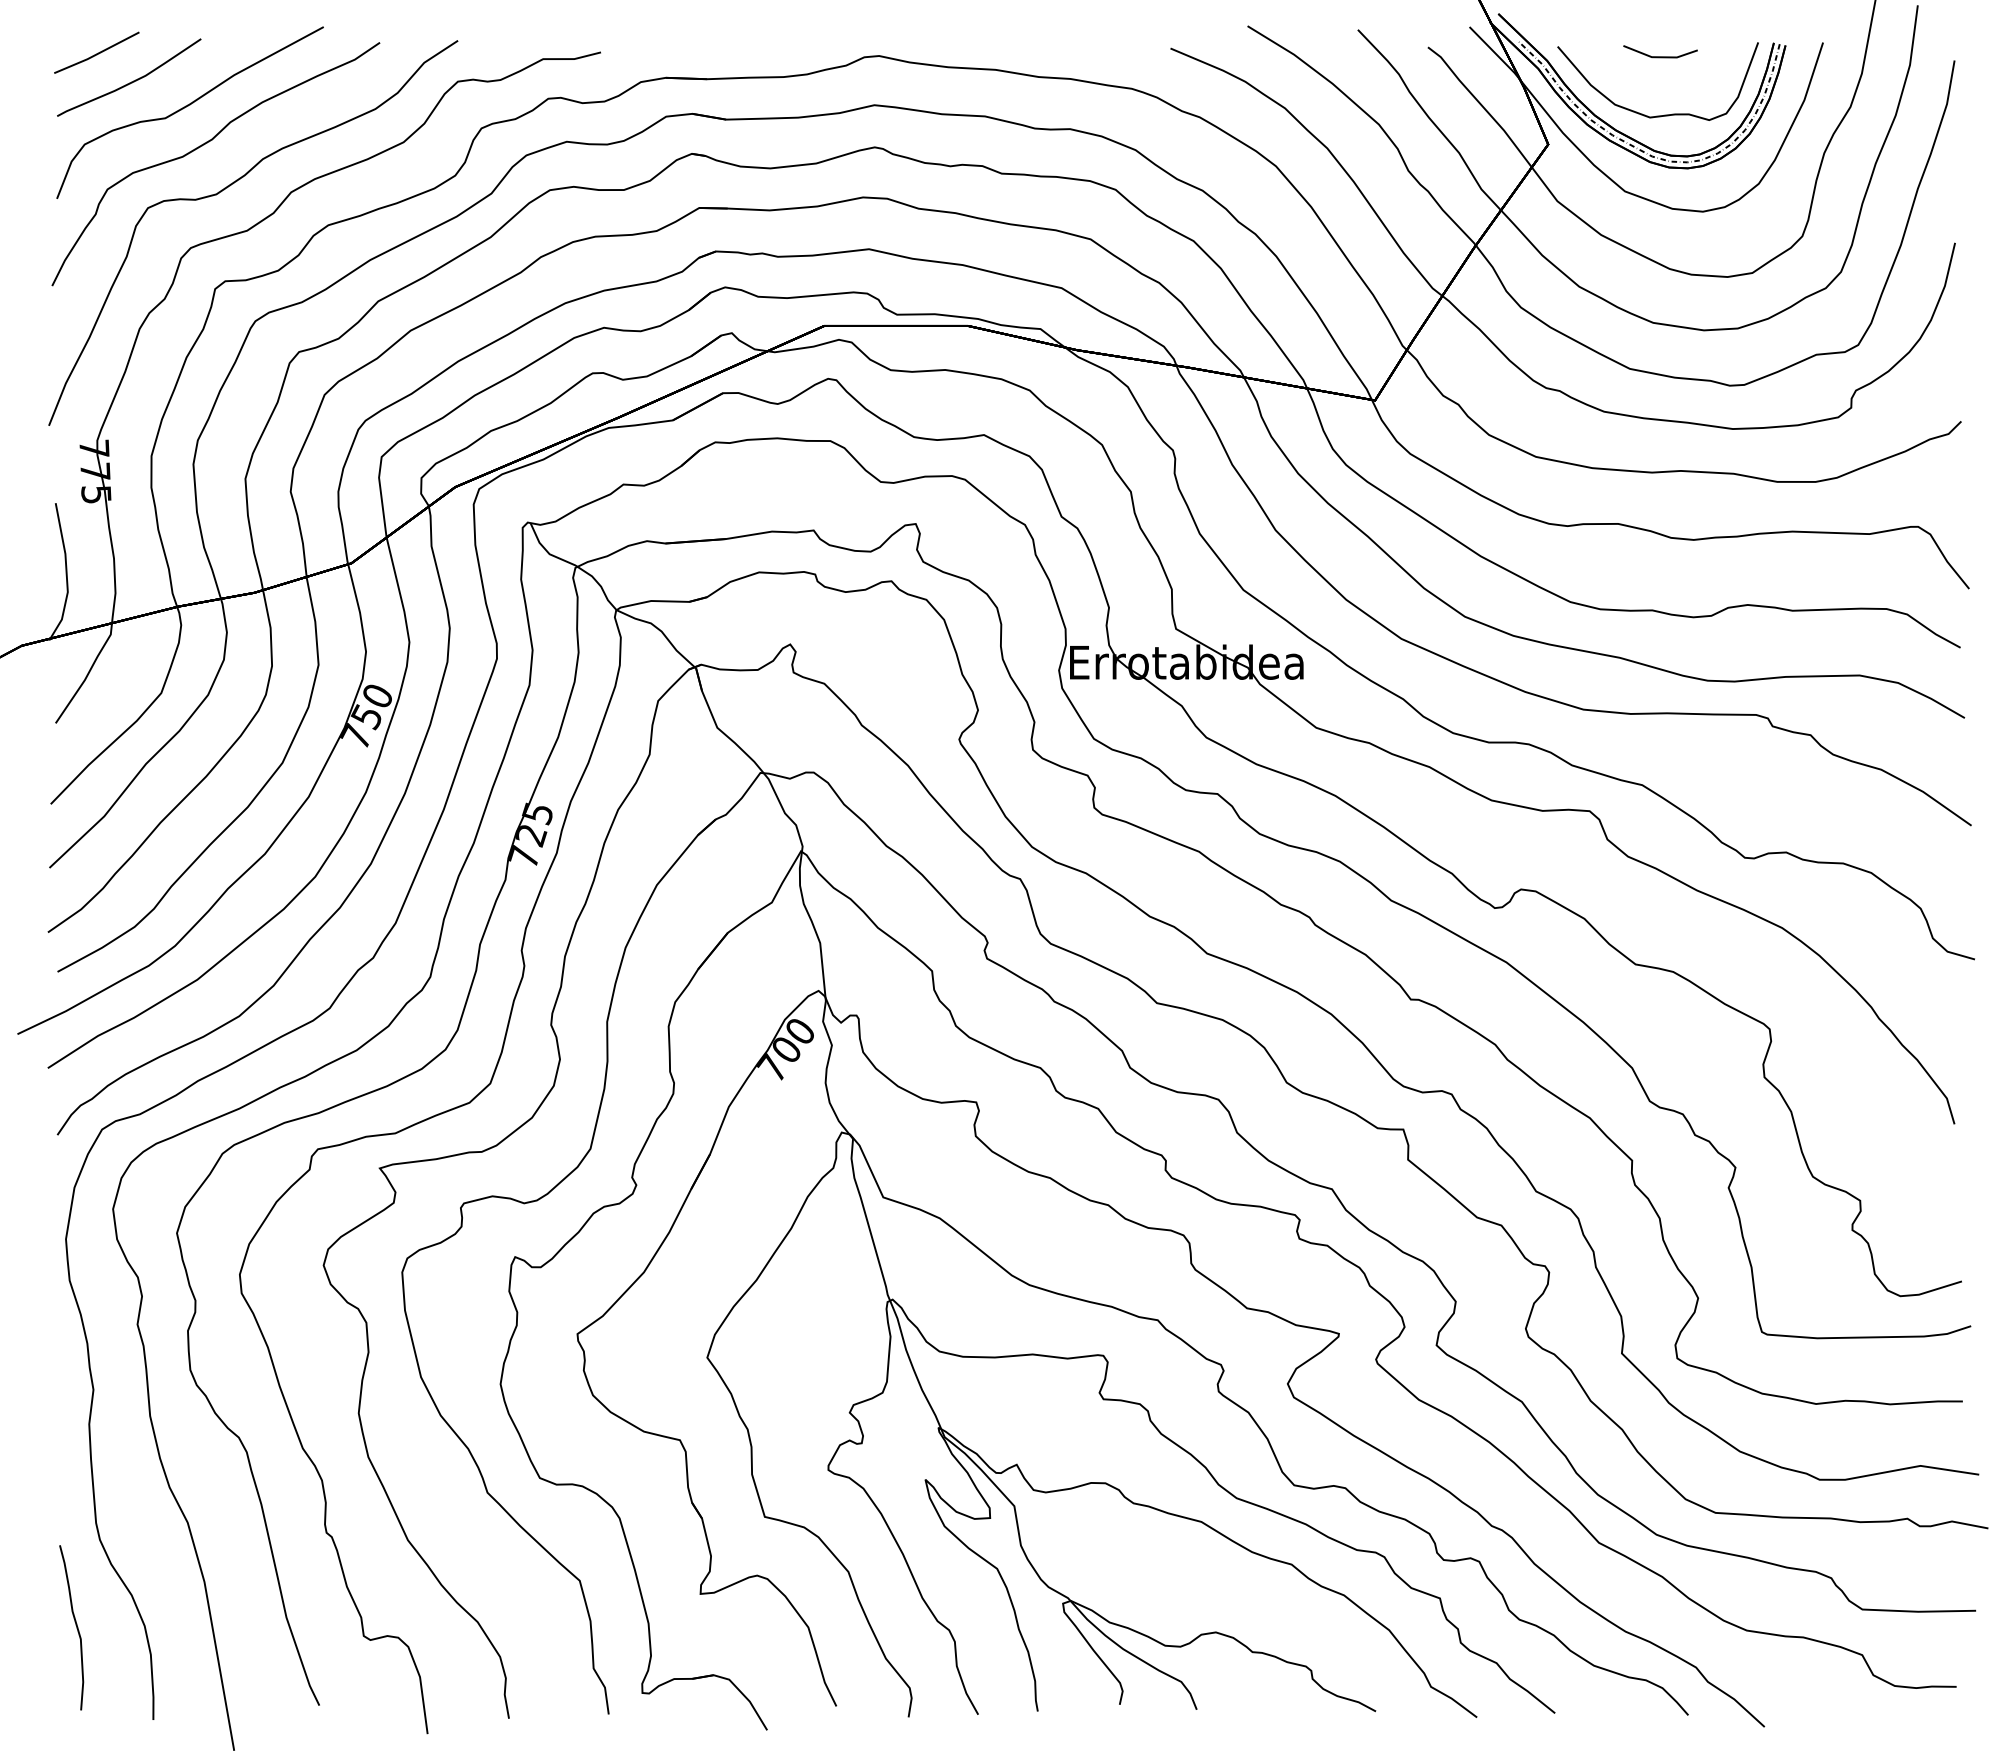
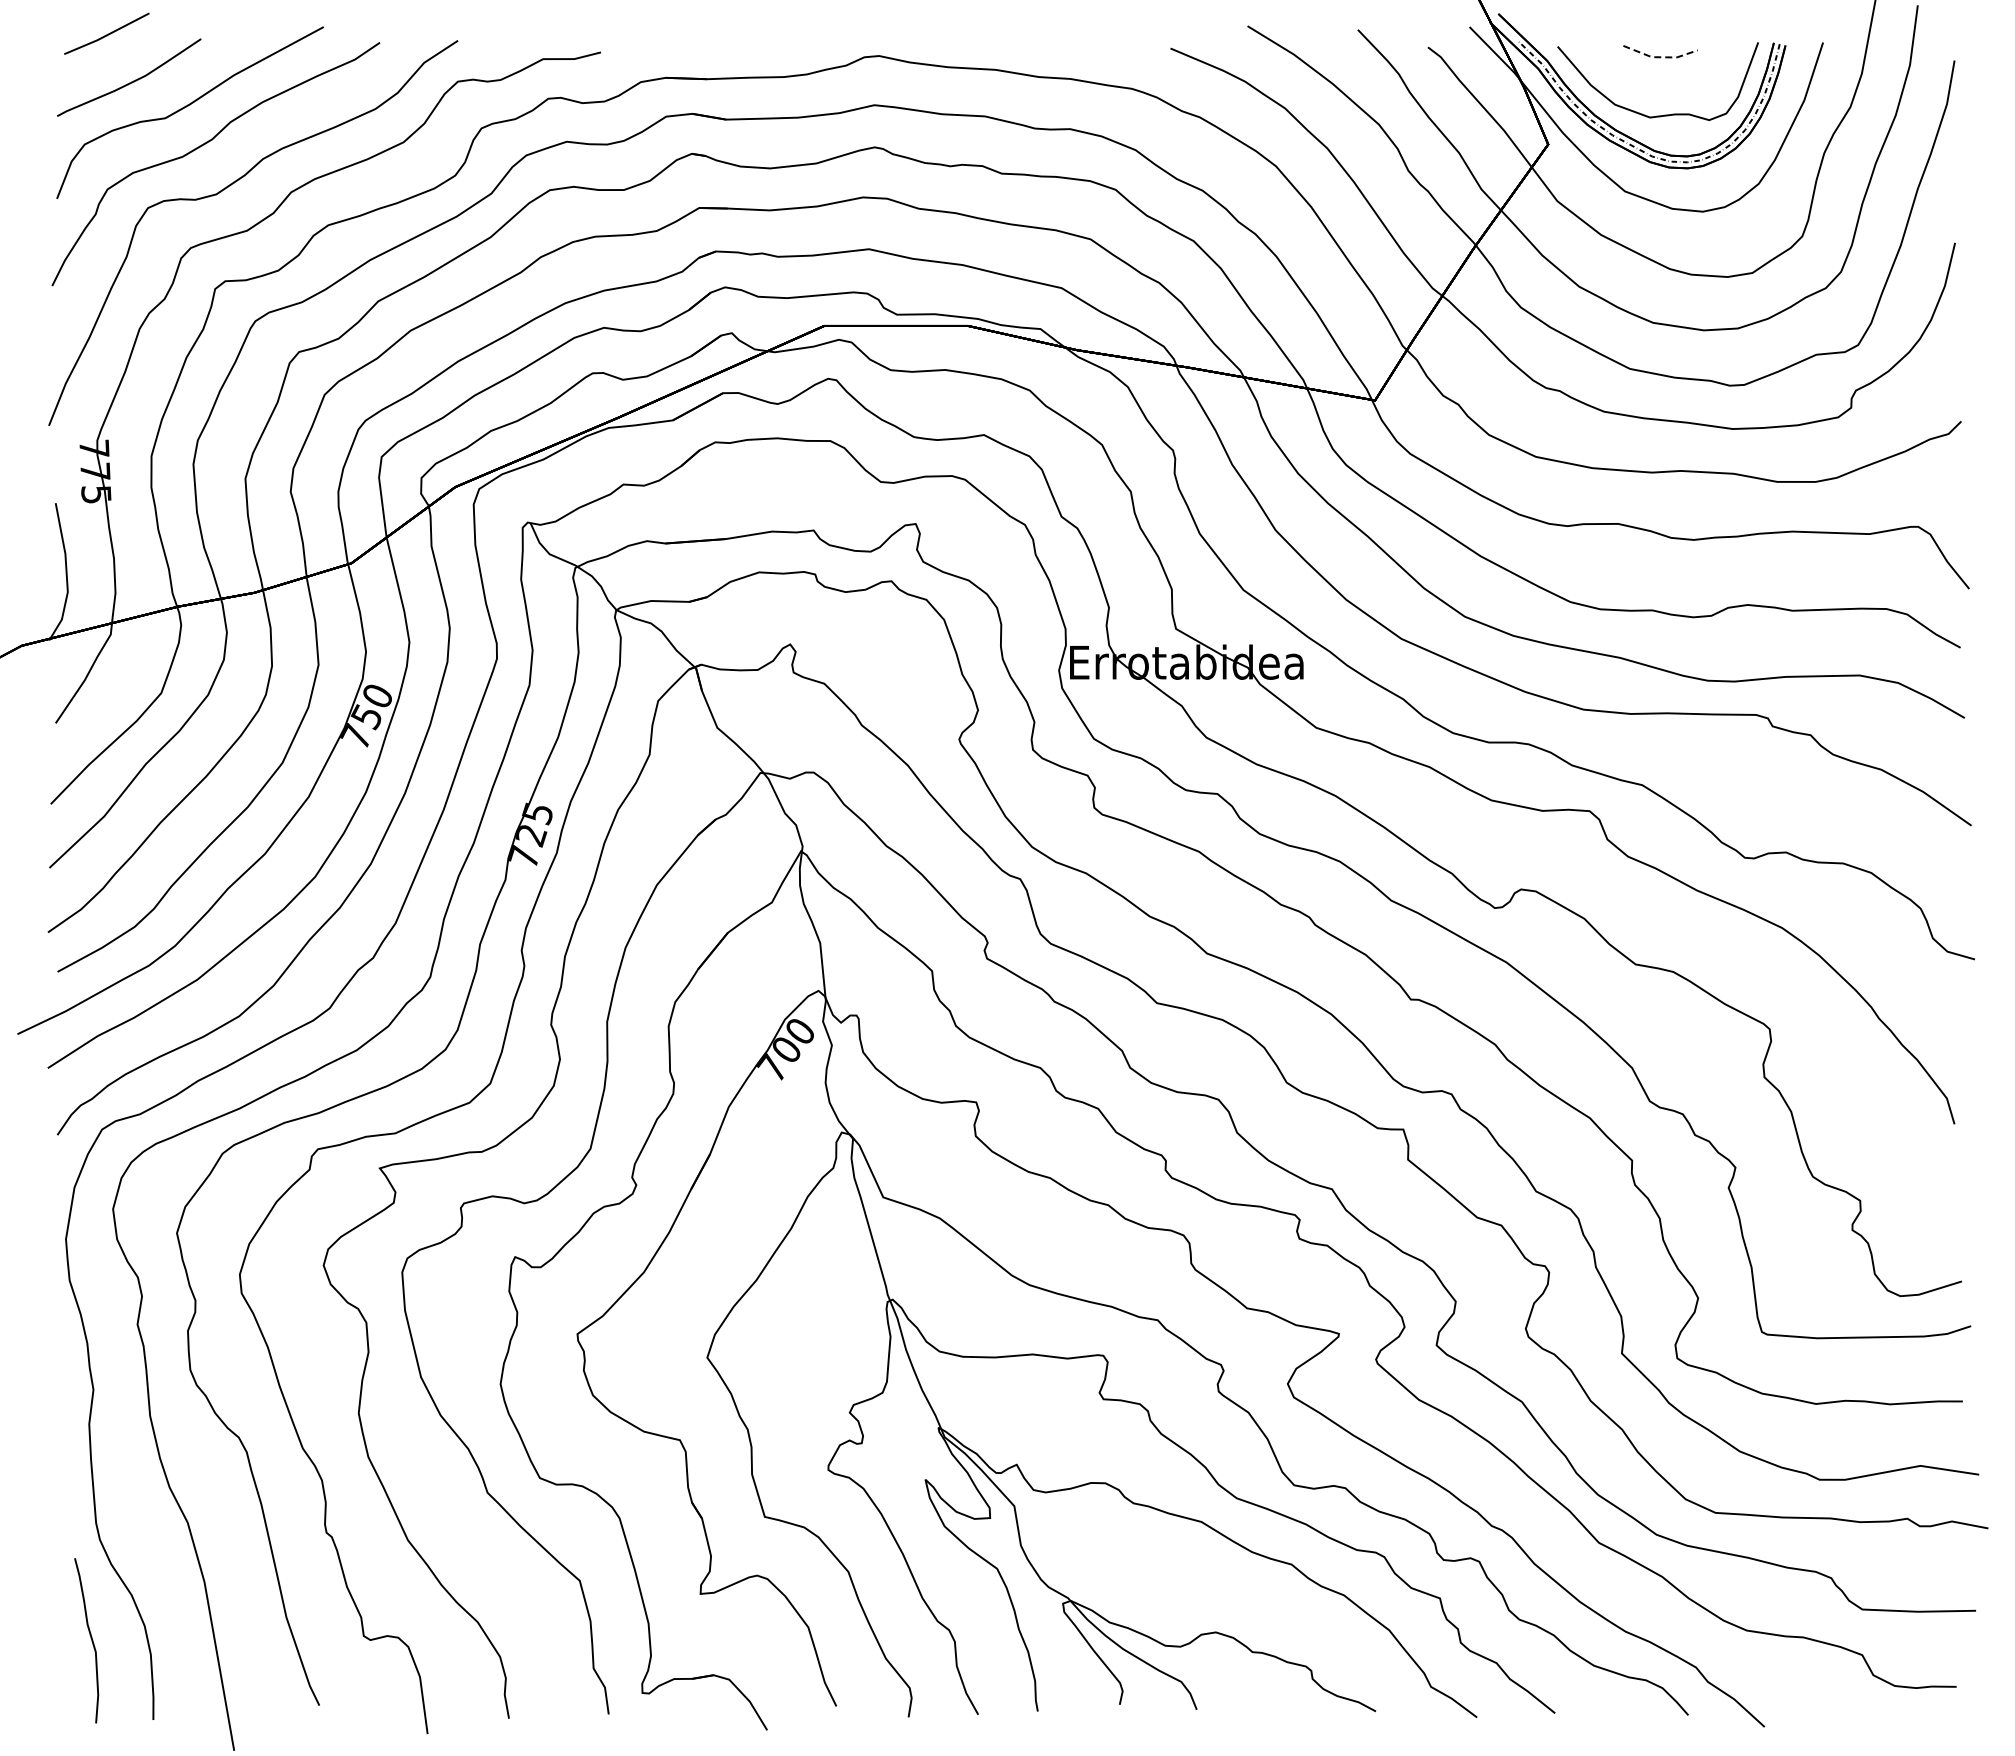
line position: (96, 53) -> (106, 34) (106, 34)
line: solid -> dashed (1660, 57)
curve position: (75, 1625) -> (90, 1638) (90, 1638)
